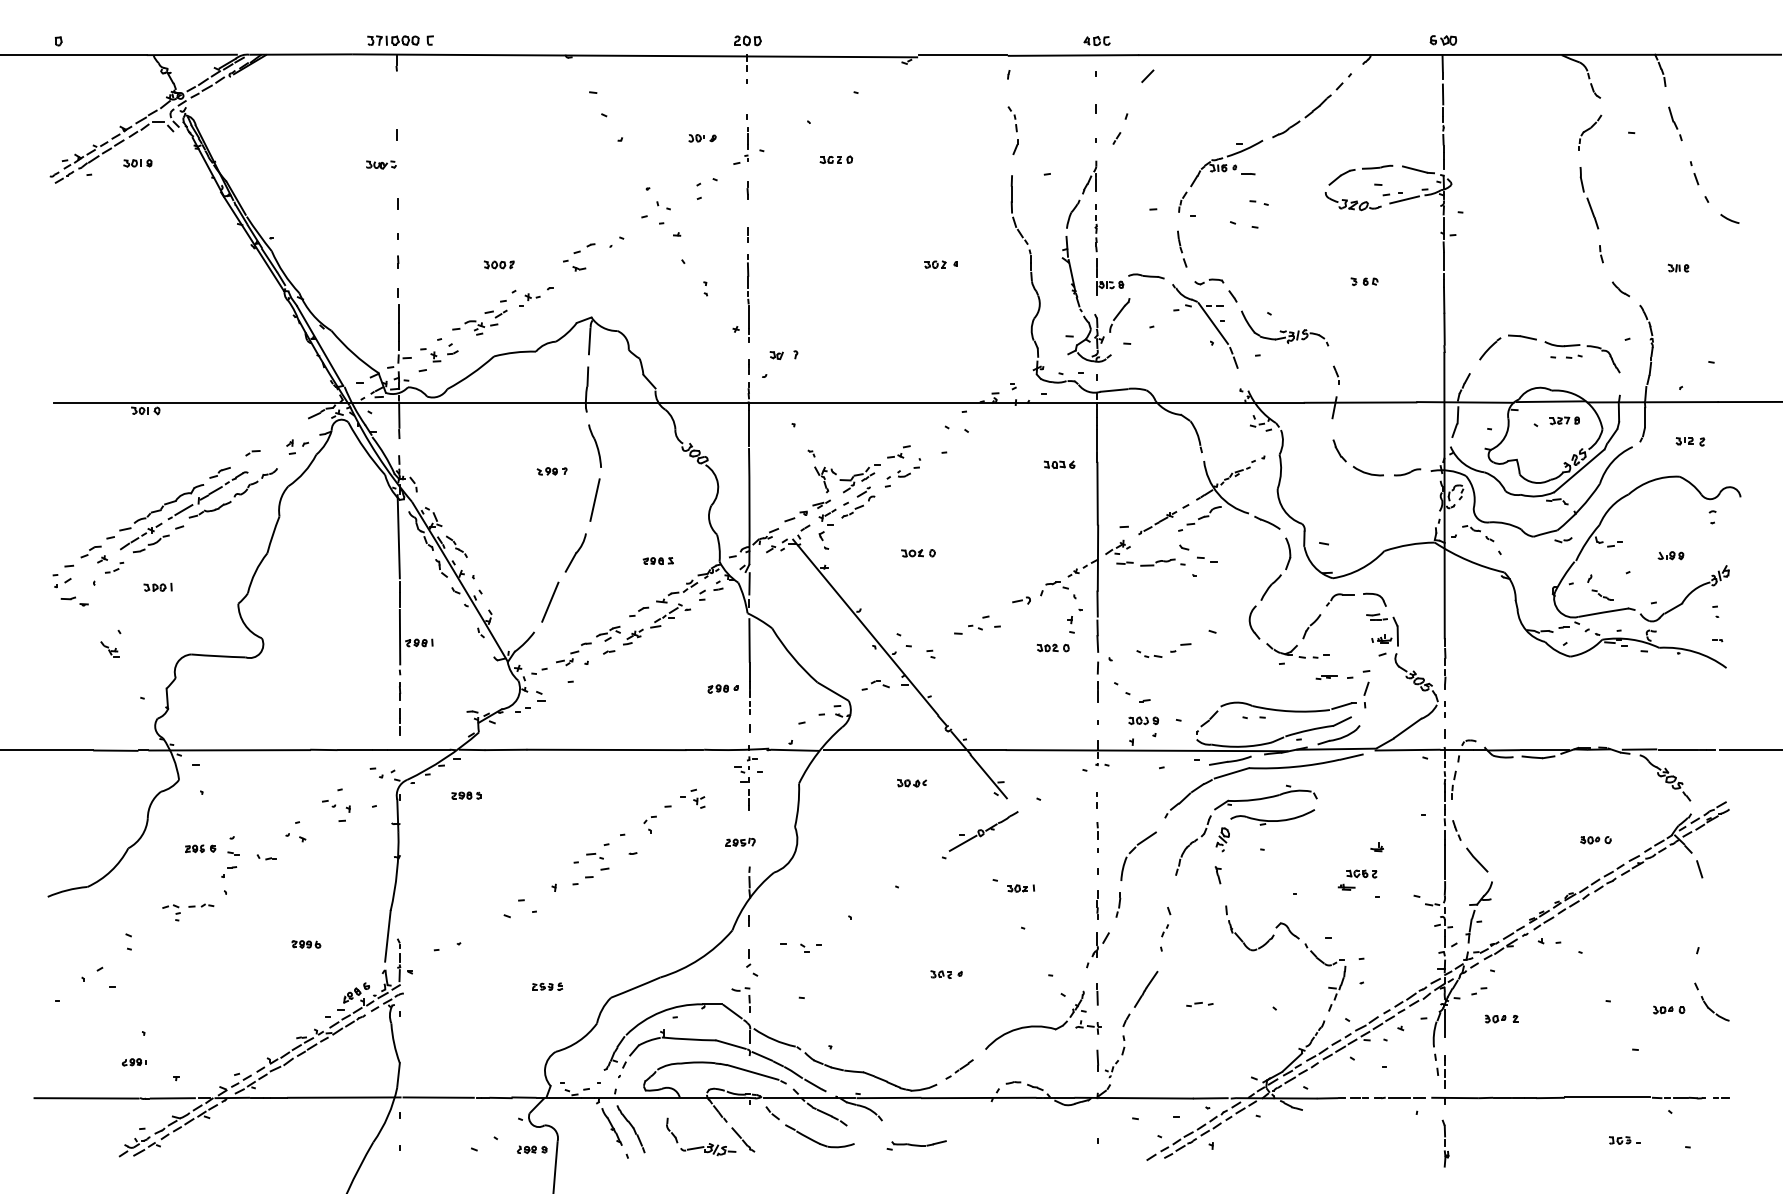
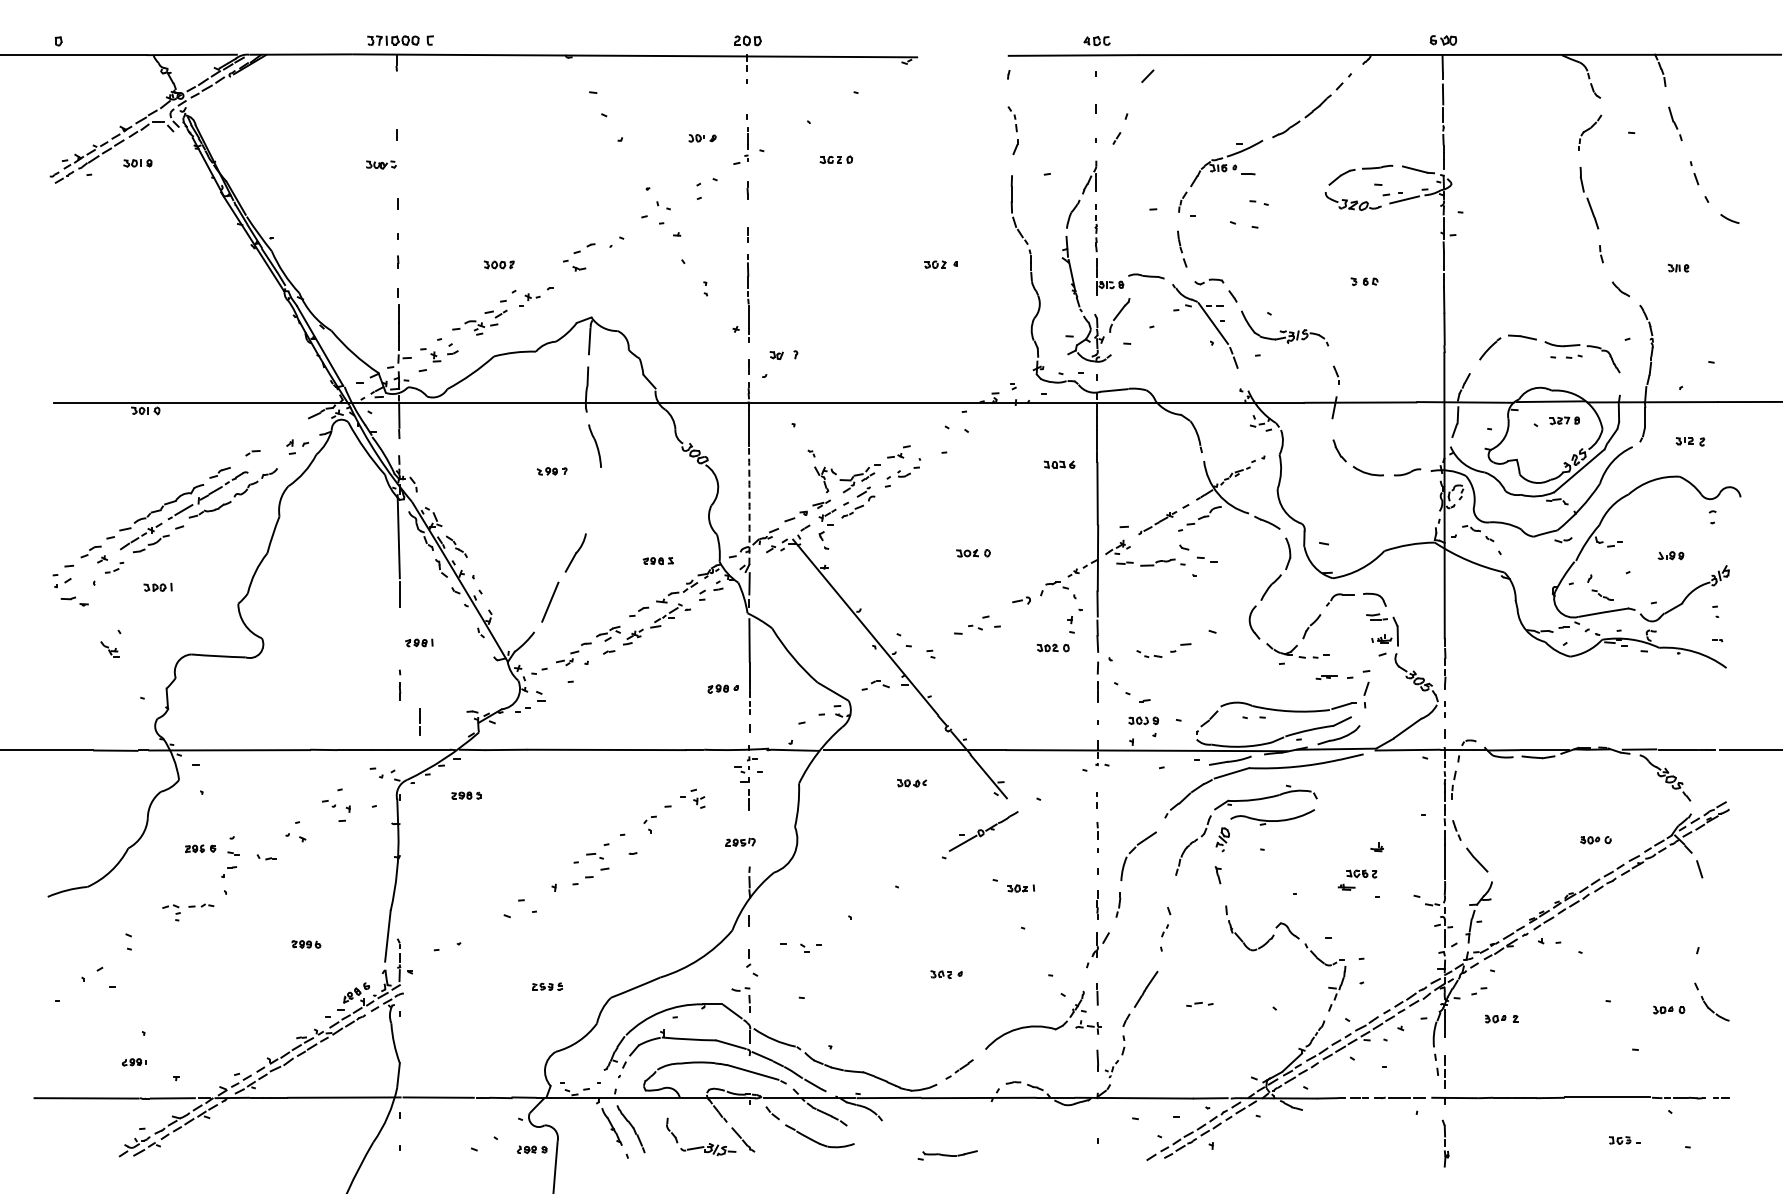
line: present -> none (962, 55)
line: present -> none (594, 499)
arc: solid -> dashed (749, 506)
part position: (918, 553) -> (973, 553) (973, 553)
line: present -> none (399, 636)
line position: (399, 721) -> (419, 721) (419, 721)
part position: (916, 1145) -> (947, 1155) (947, 1155)
